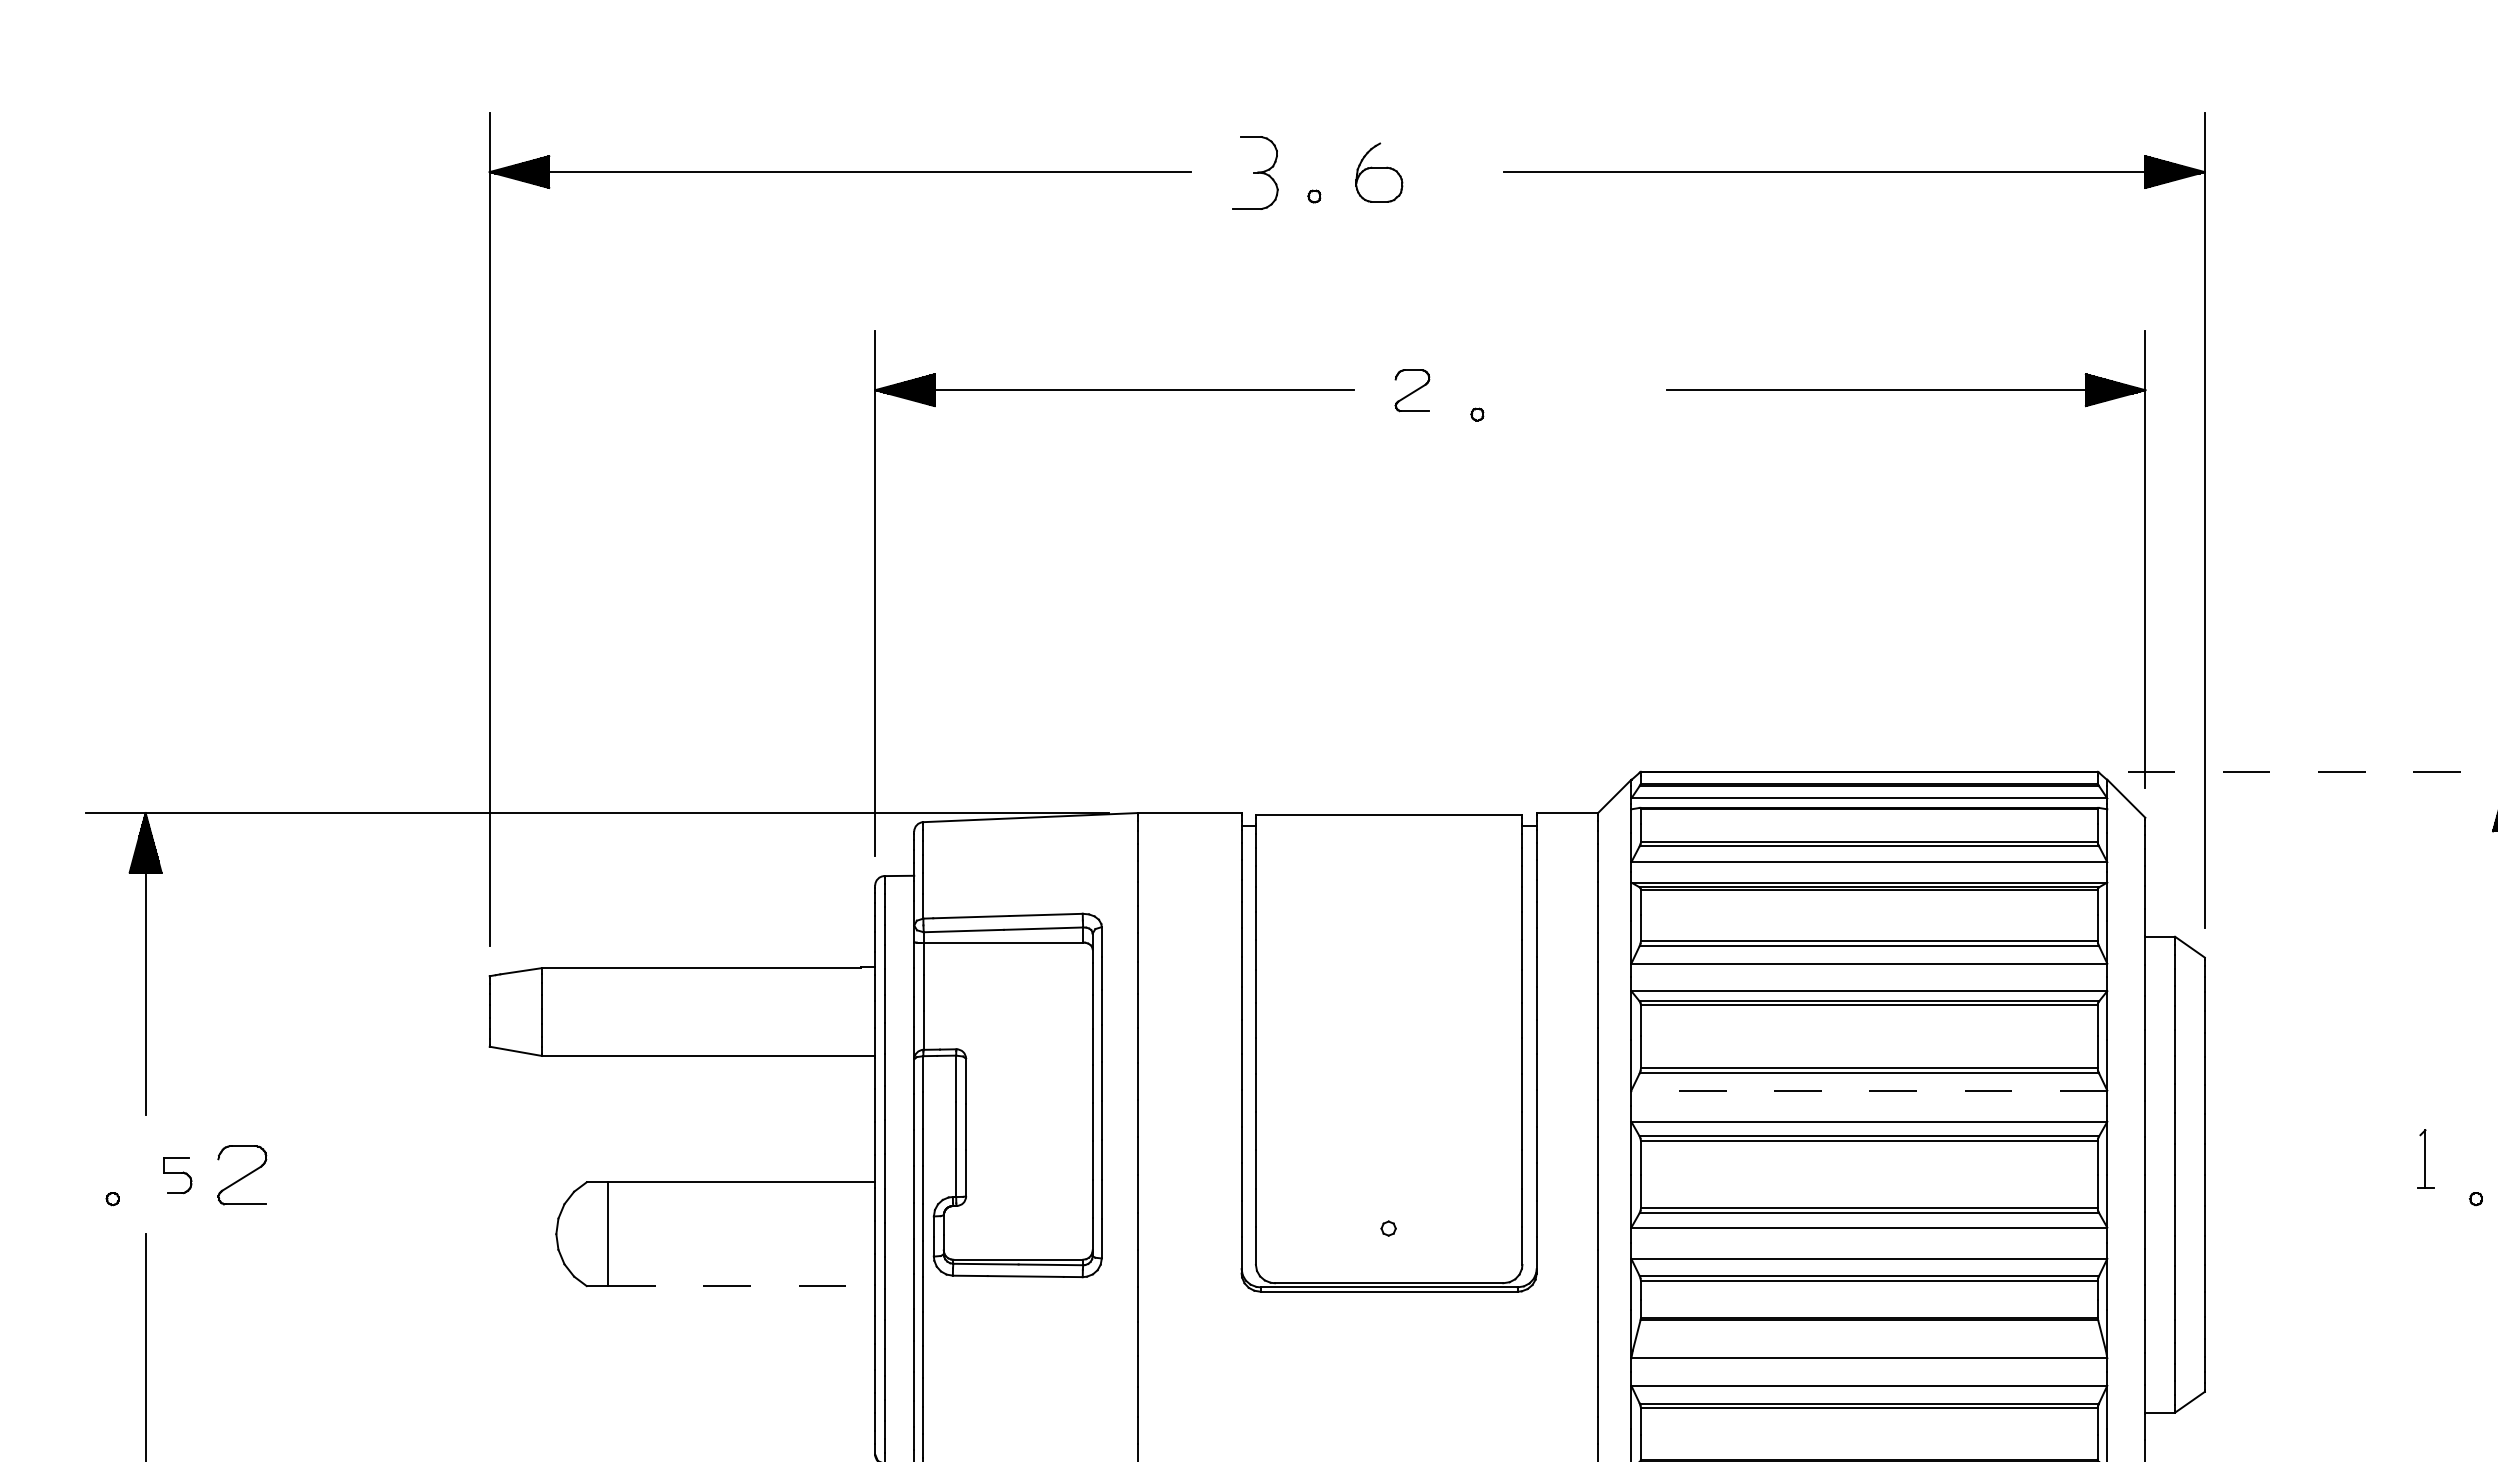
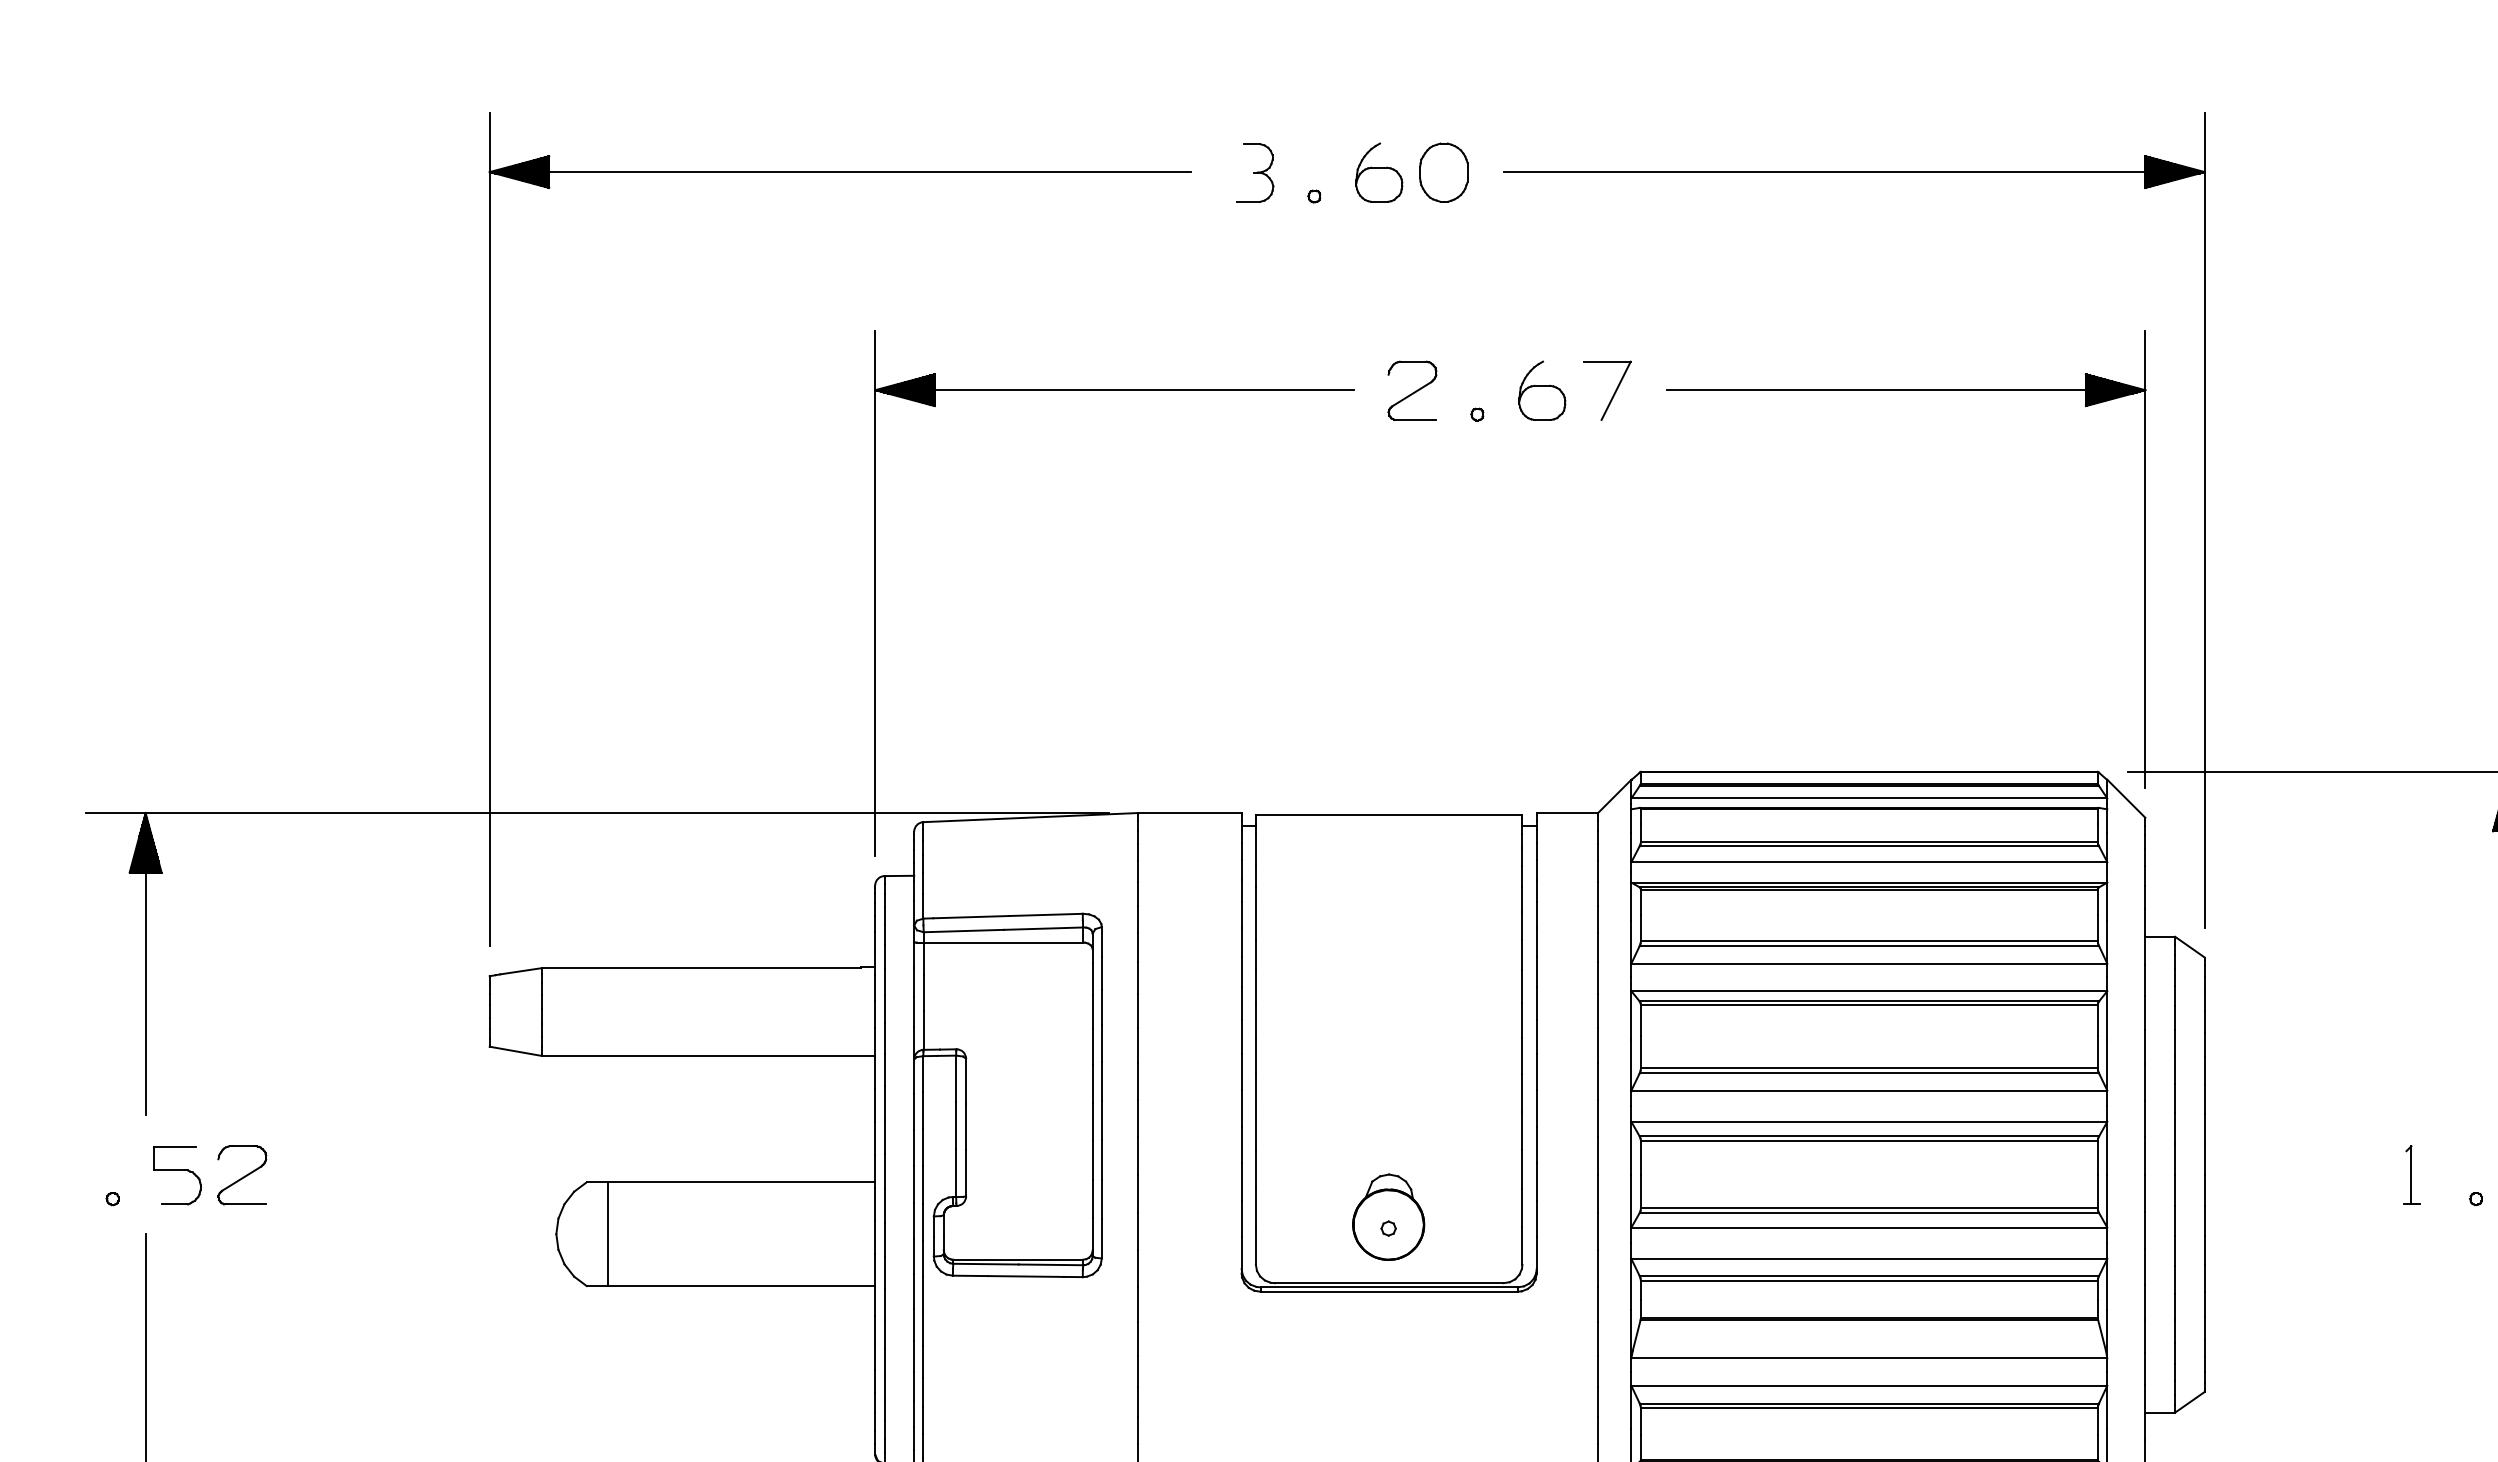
part size: 47x74 px -> 39x60 px (1255, 172)
part: none -> present (1443, 172)
part size: 37x44 px -> 51x61 px (1412, 390)
part: none -> present (1542, 390)
part: none -> present (1613, 393)
line: dashed -> solid (2312, 771)
line: dashed -> solid (1869, 1090)
part position: (2425, 1158) -> (2411, 1174) (2411, 1174)
part size: 30x38 px -> 49x60 px (177, 1175)
part: none -> present (1388, 1216)
line: dashed -> solid (742, 1286)
